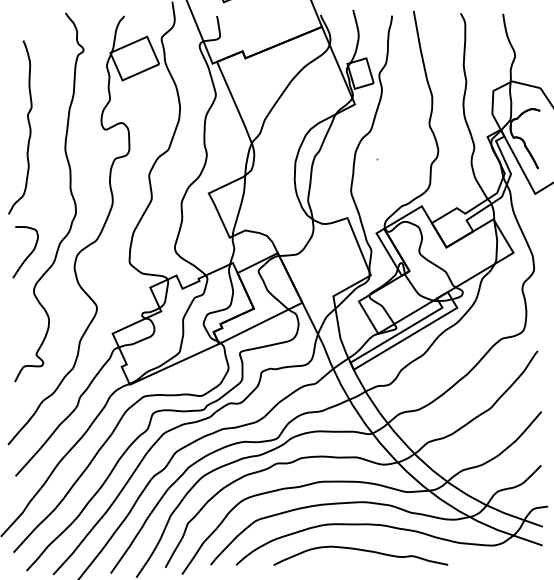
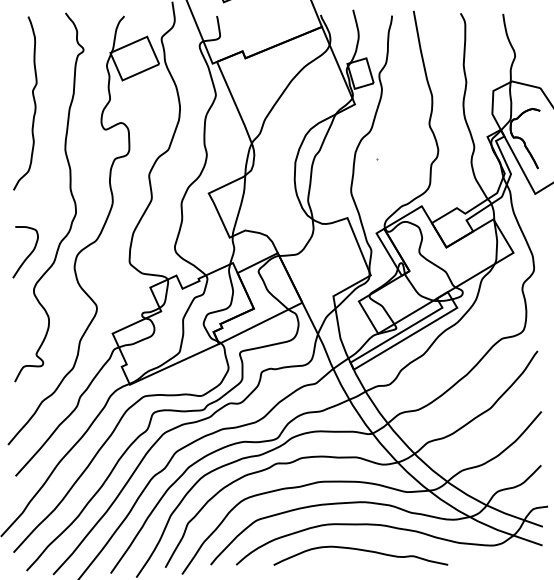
curve position: (28, 125) -> (33, 101) (33, 101)
